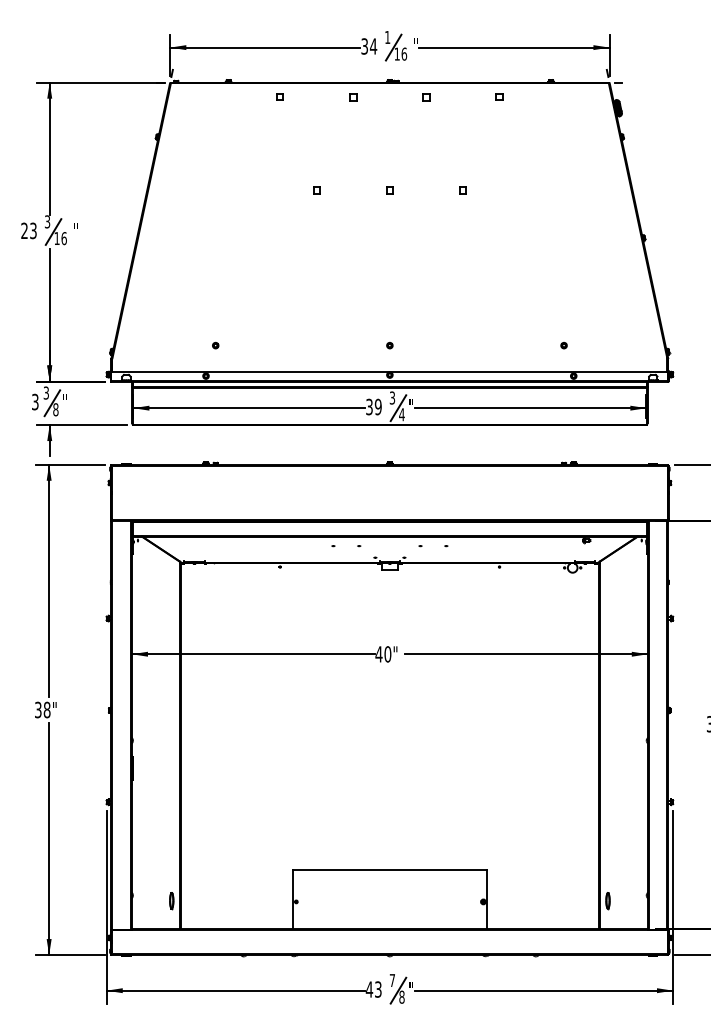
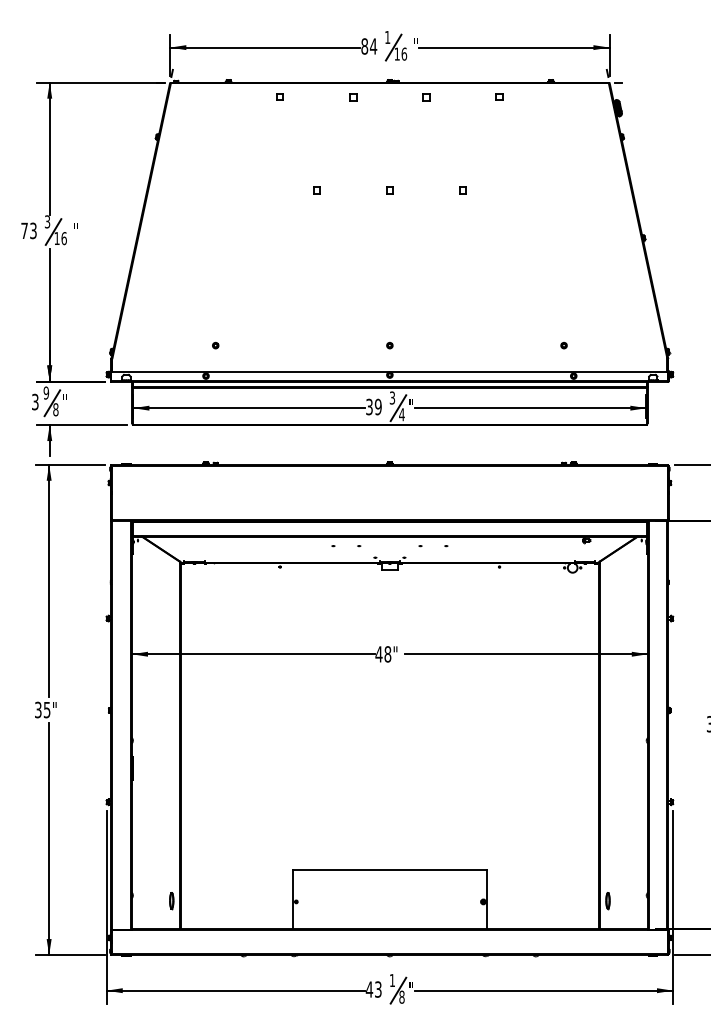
text: 34 -> 84 (364, 46)
text: 23 -> 73 (24, 230)
text: 3 -> 9 (46, 392)
text: 40" -> 48" (387, 654)
text: 38" -> 35" (46, 709)
text: 7 -> 1 (391, 980)
